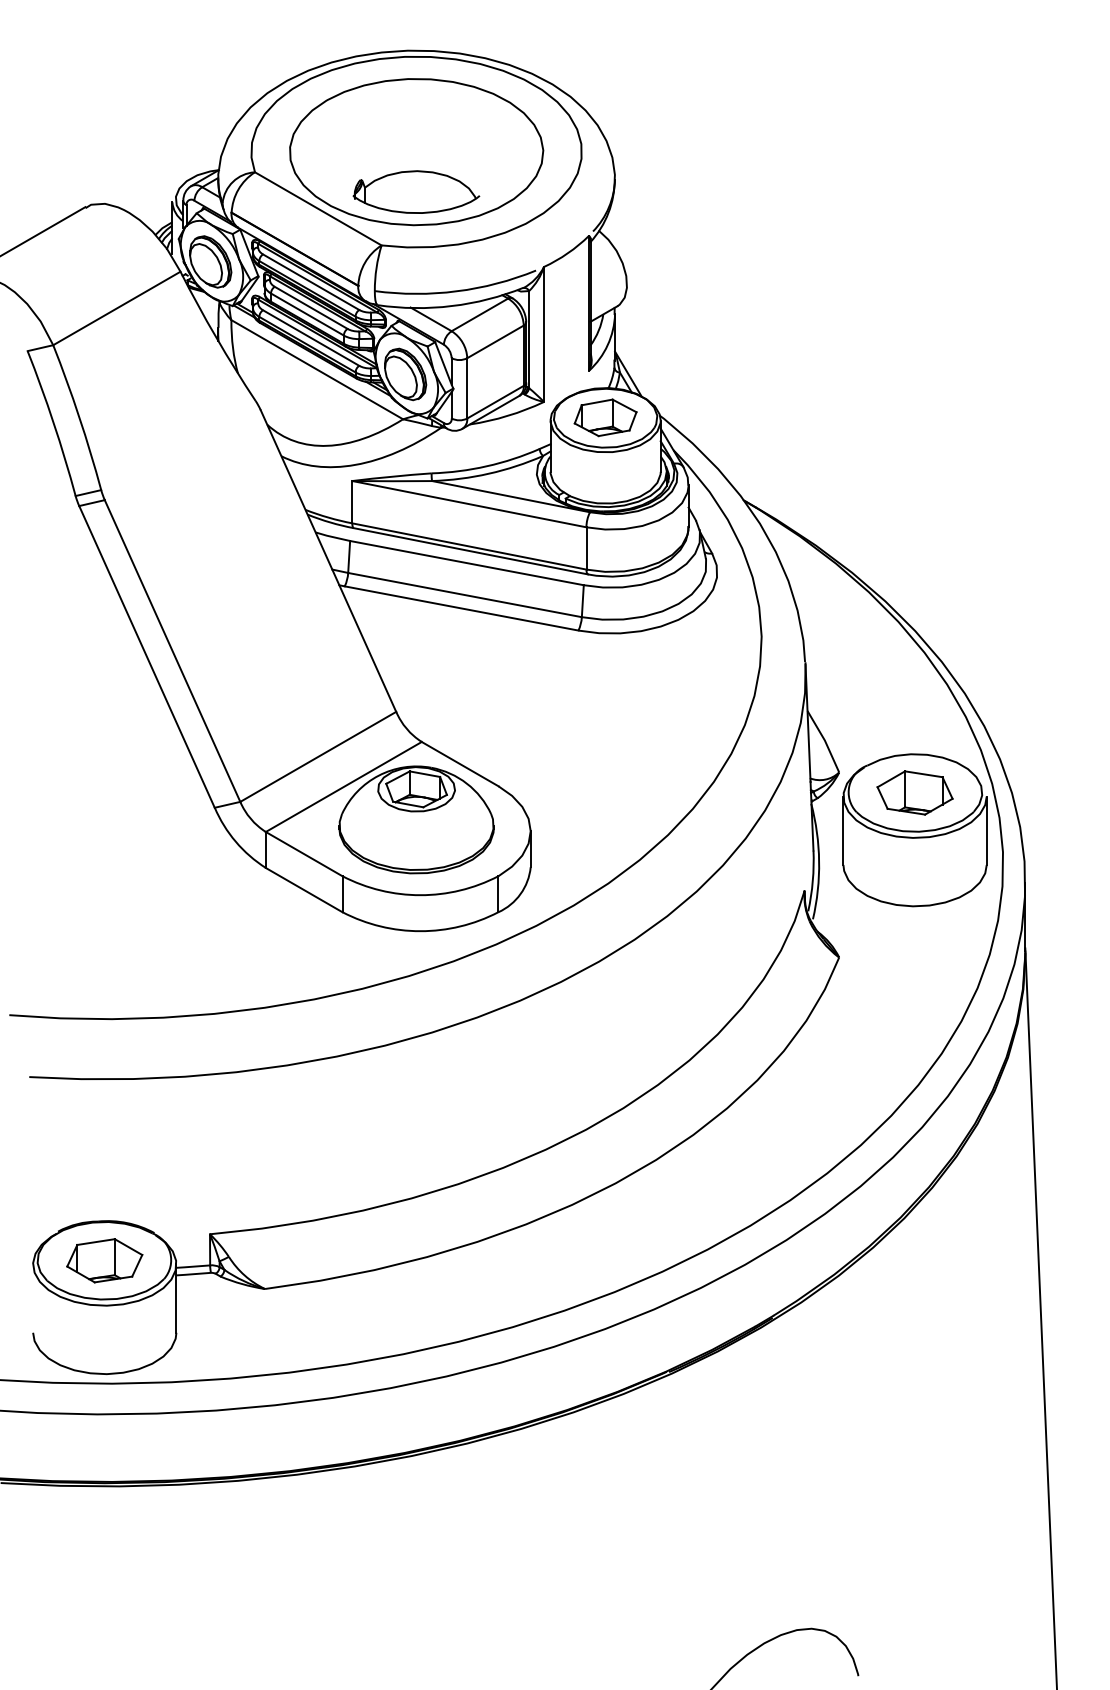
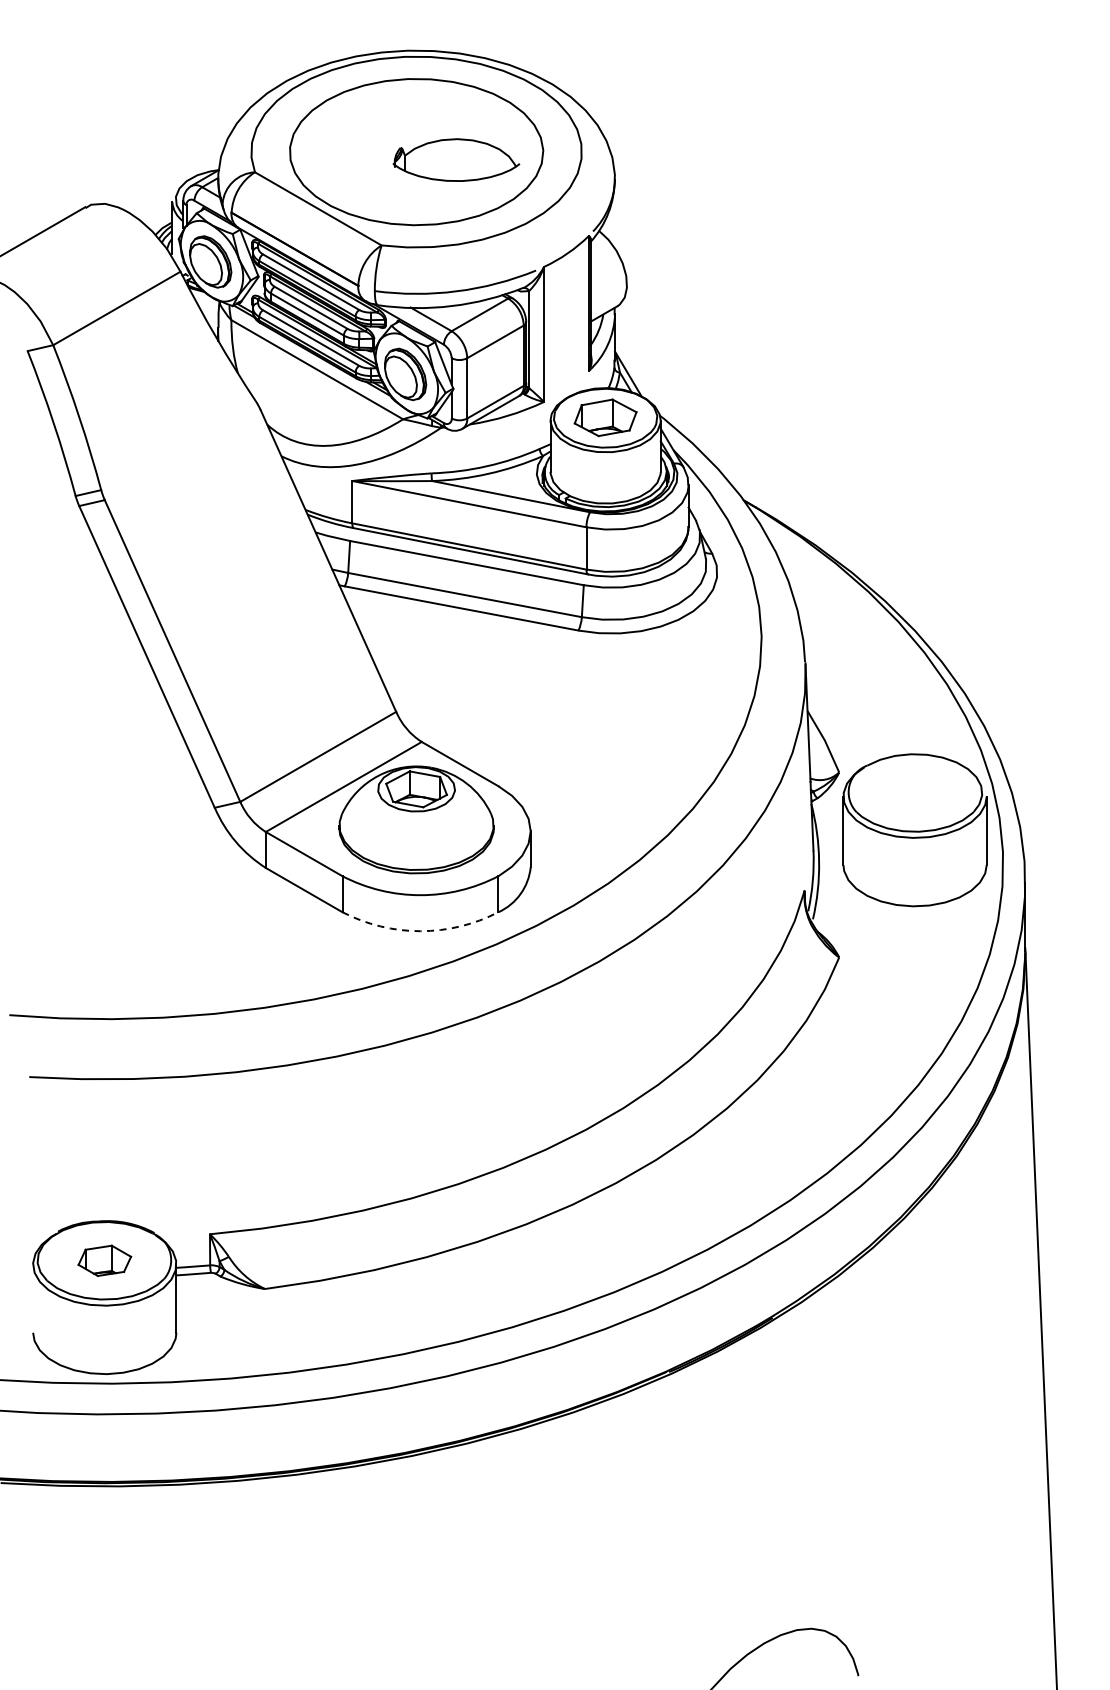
part position: (416, 191) -> (456, 159) (456, 159)
part: present -> none (914, 792)
arc: solid -> dashed (420, 931)
part size: 78x46 px -> 56x33 px (104, 1260)
